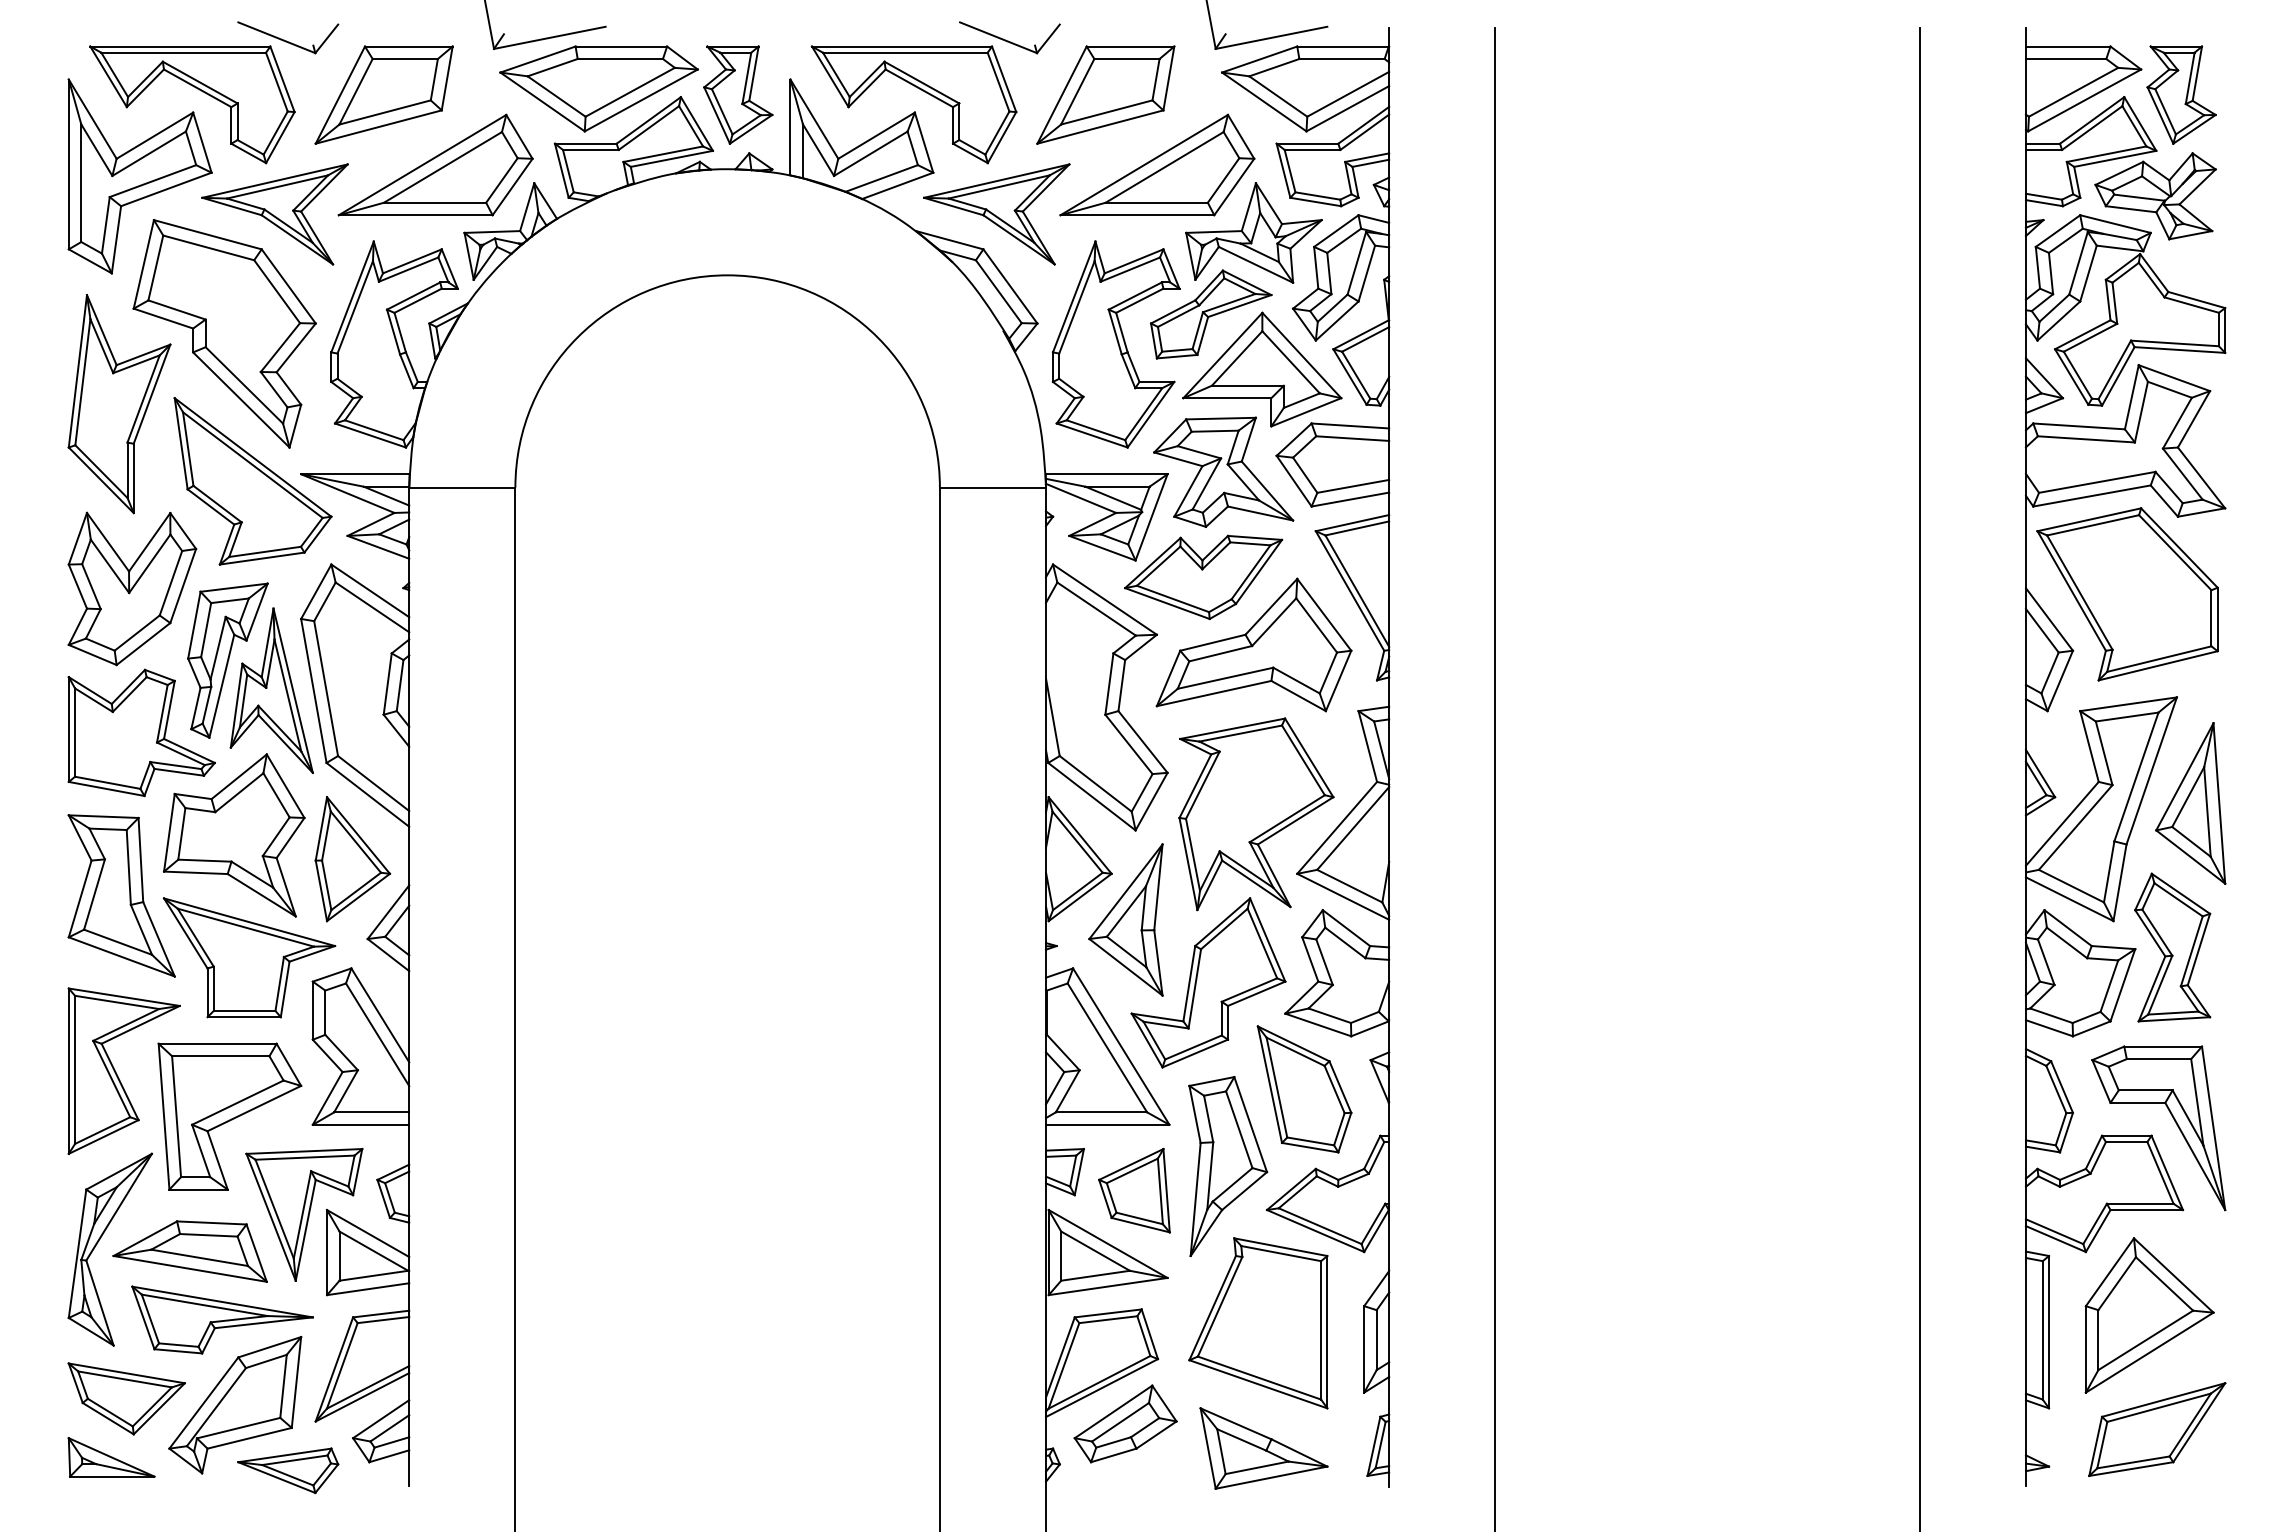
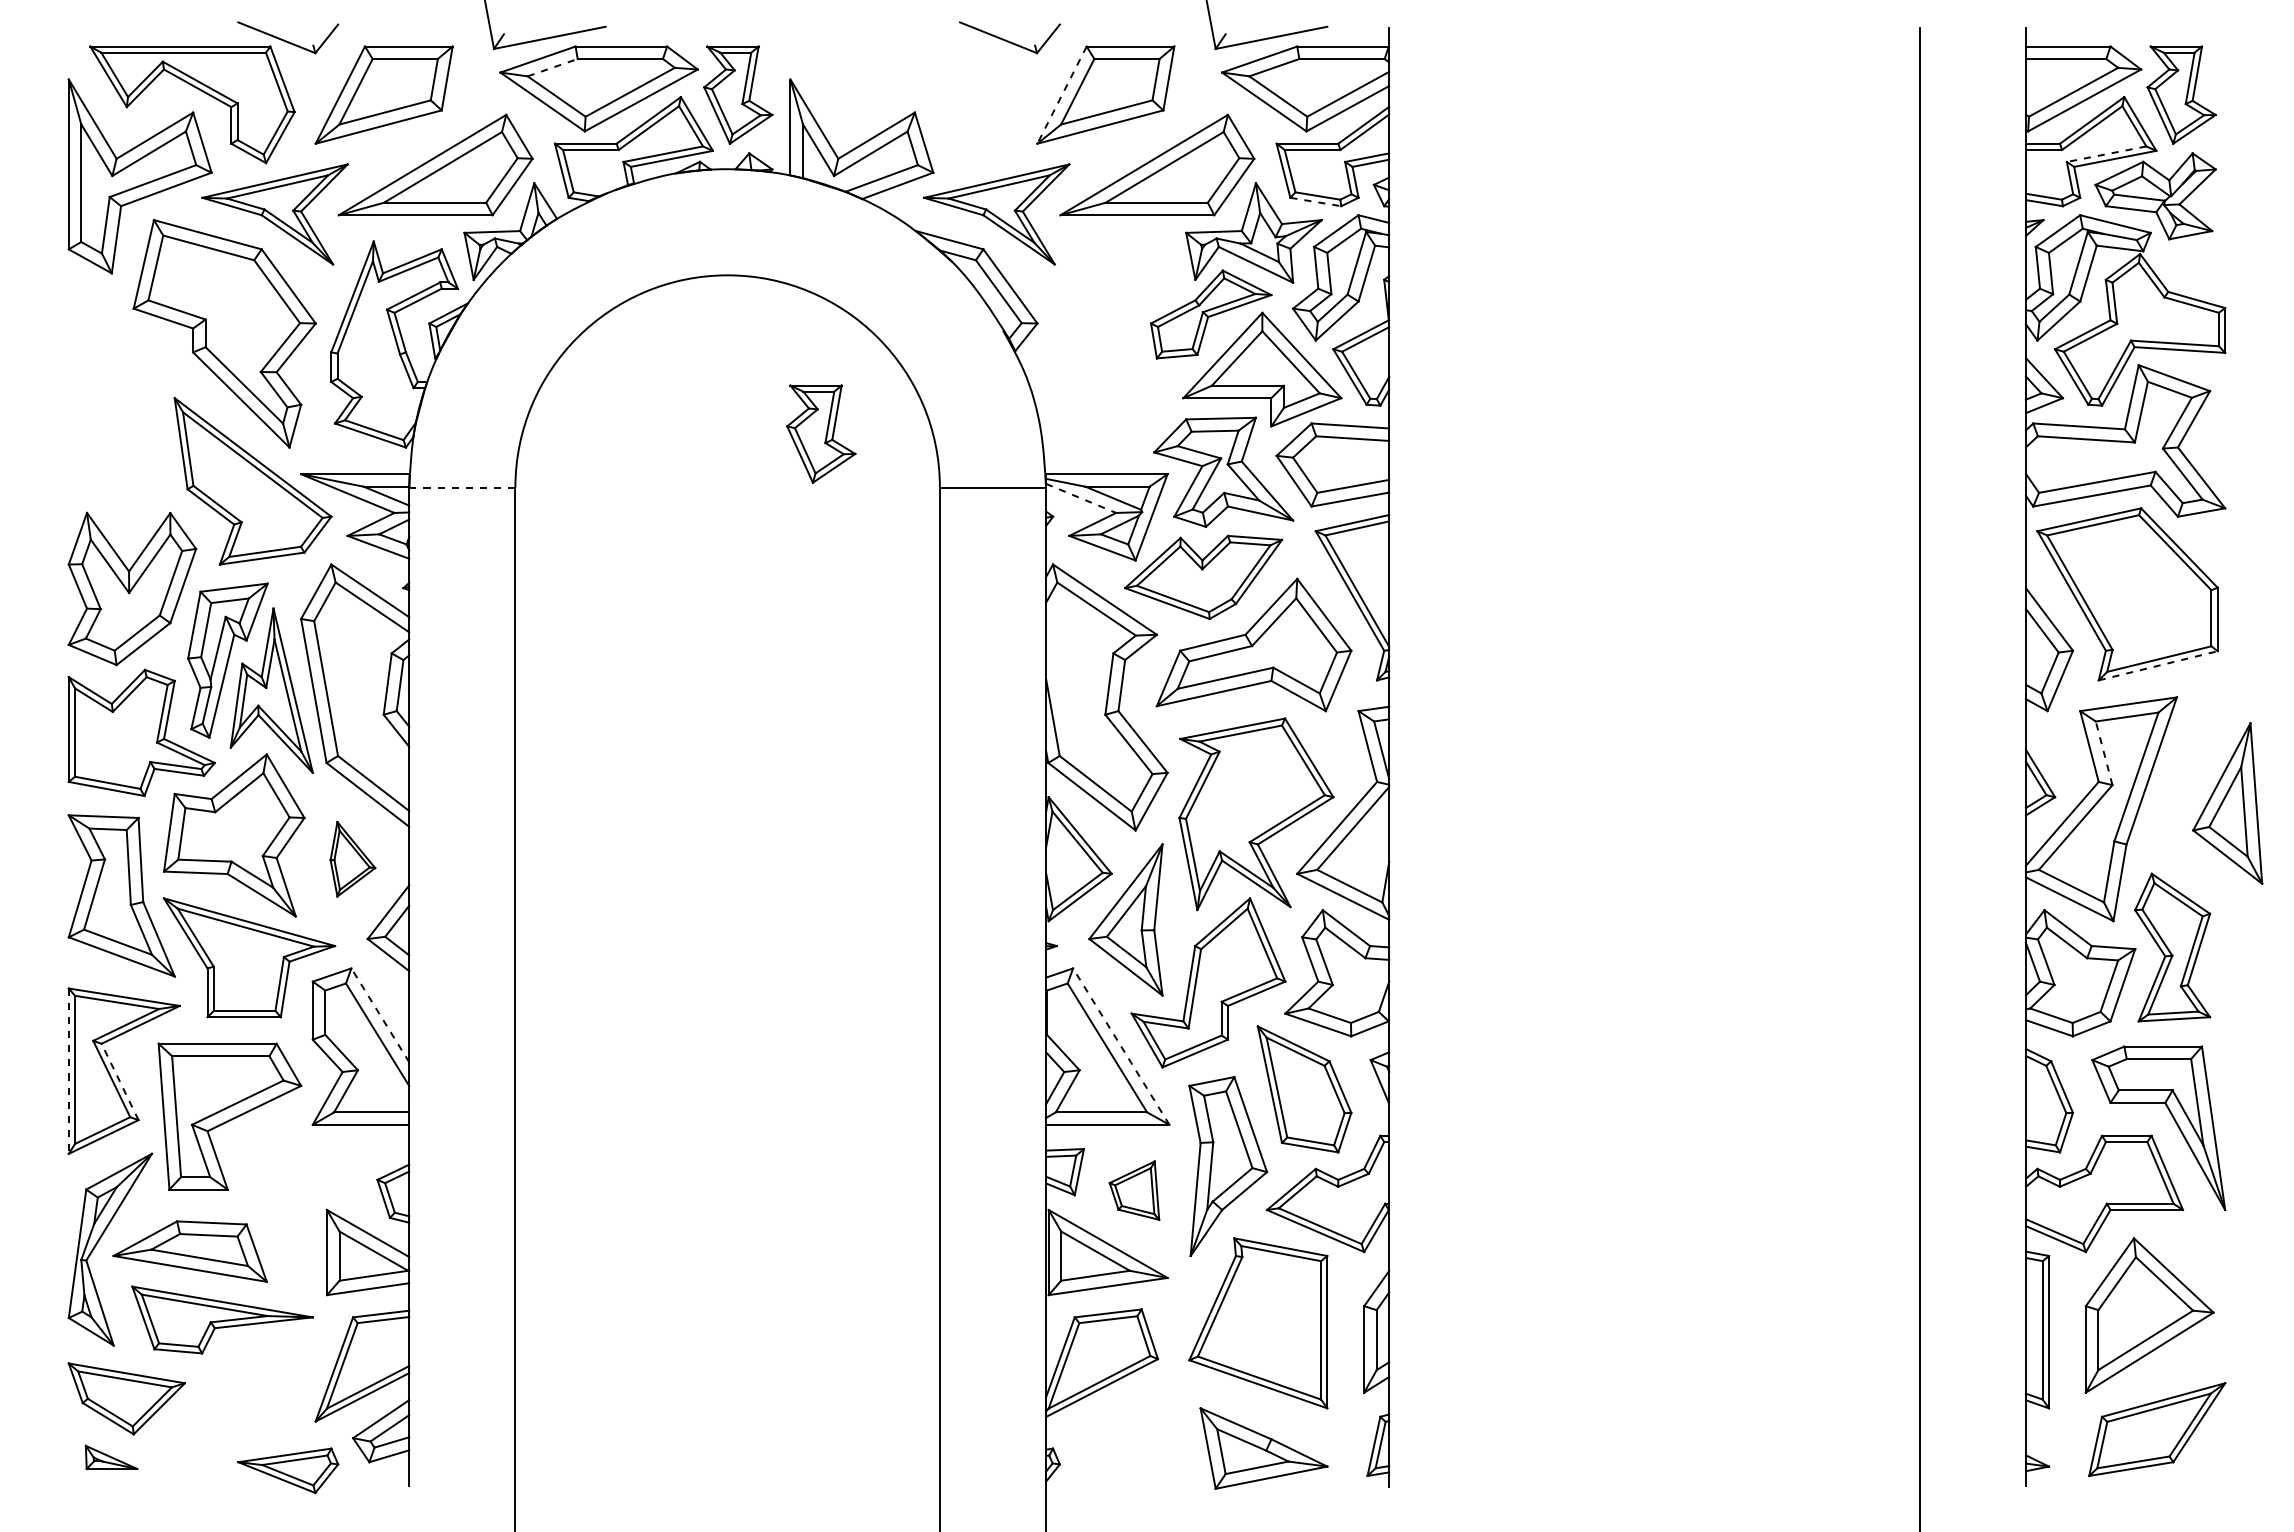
line: solid -> dashed (553, 67)
part: present -> none (922, 91)
line: solid -> dashed (1061, 95)
line: solid -> dashed (2106, 154)
line: solid -> dashed (1315, 202)
part: present -> none (1115, 344)
part: present -> none (119, 404)
part: none -> present (821, 433)
line: solid -> dashed (462, 487)
line: solid -> dashed (1081, 498)
line: solid -> dashed (2158, 665)
line: solid -> dashed (2104, 753)
line: present -> none (1495, 777)
part position: (2190, 803) -> (2227, 803) (2227, 803)
part size: 78x127 px -> 48x77 px (352, 859)
line: solid -> dashed (380, 1014)
line: solid -> dashed (1121, 1046)
line: solid -> dashed (68, 1071)
line: solid -> dashed (119, 1081)
part size: 73x87 px -> 53x61 px (1134, 1190)
part: present -> none (304, 1214)
part: present -> none (235, 1405)
part: present -> none (1125, 1423)
part size: 89x41 px -> 55x26 px (111, 1456)
